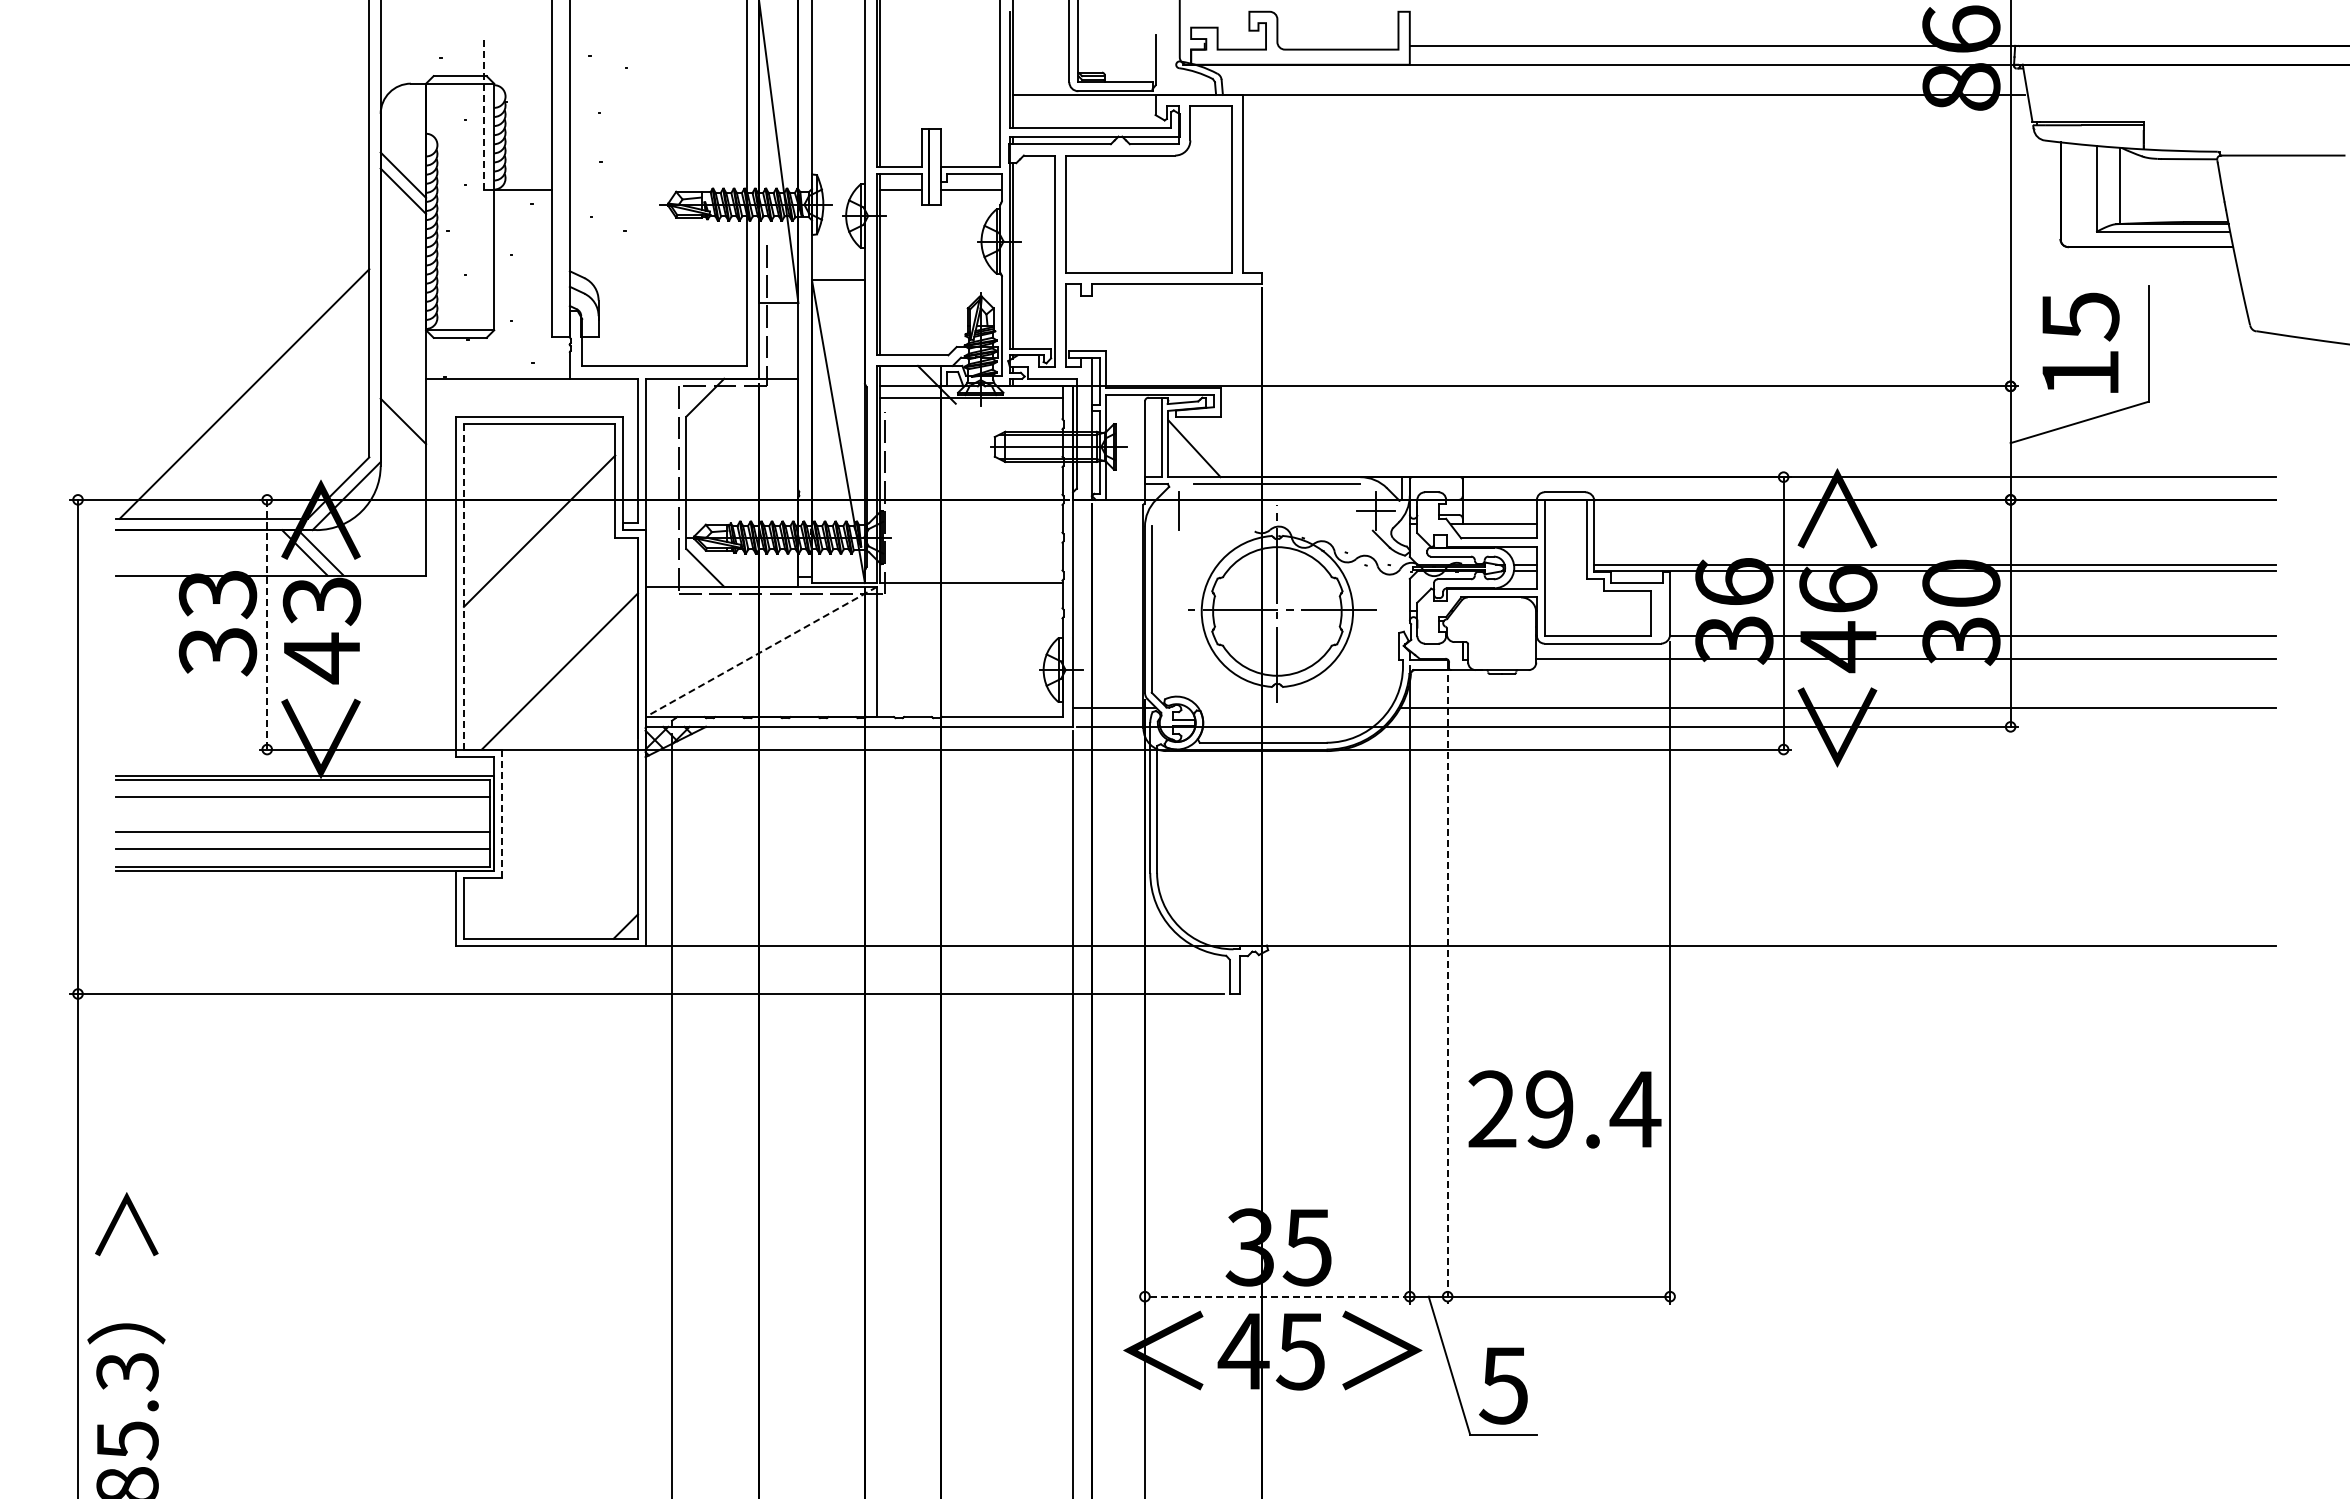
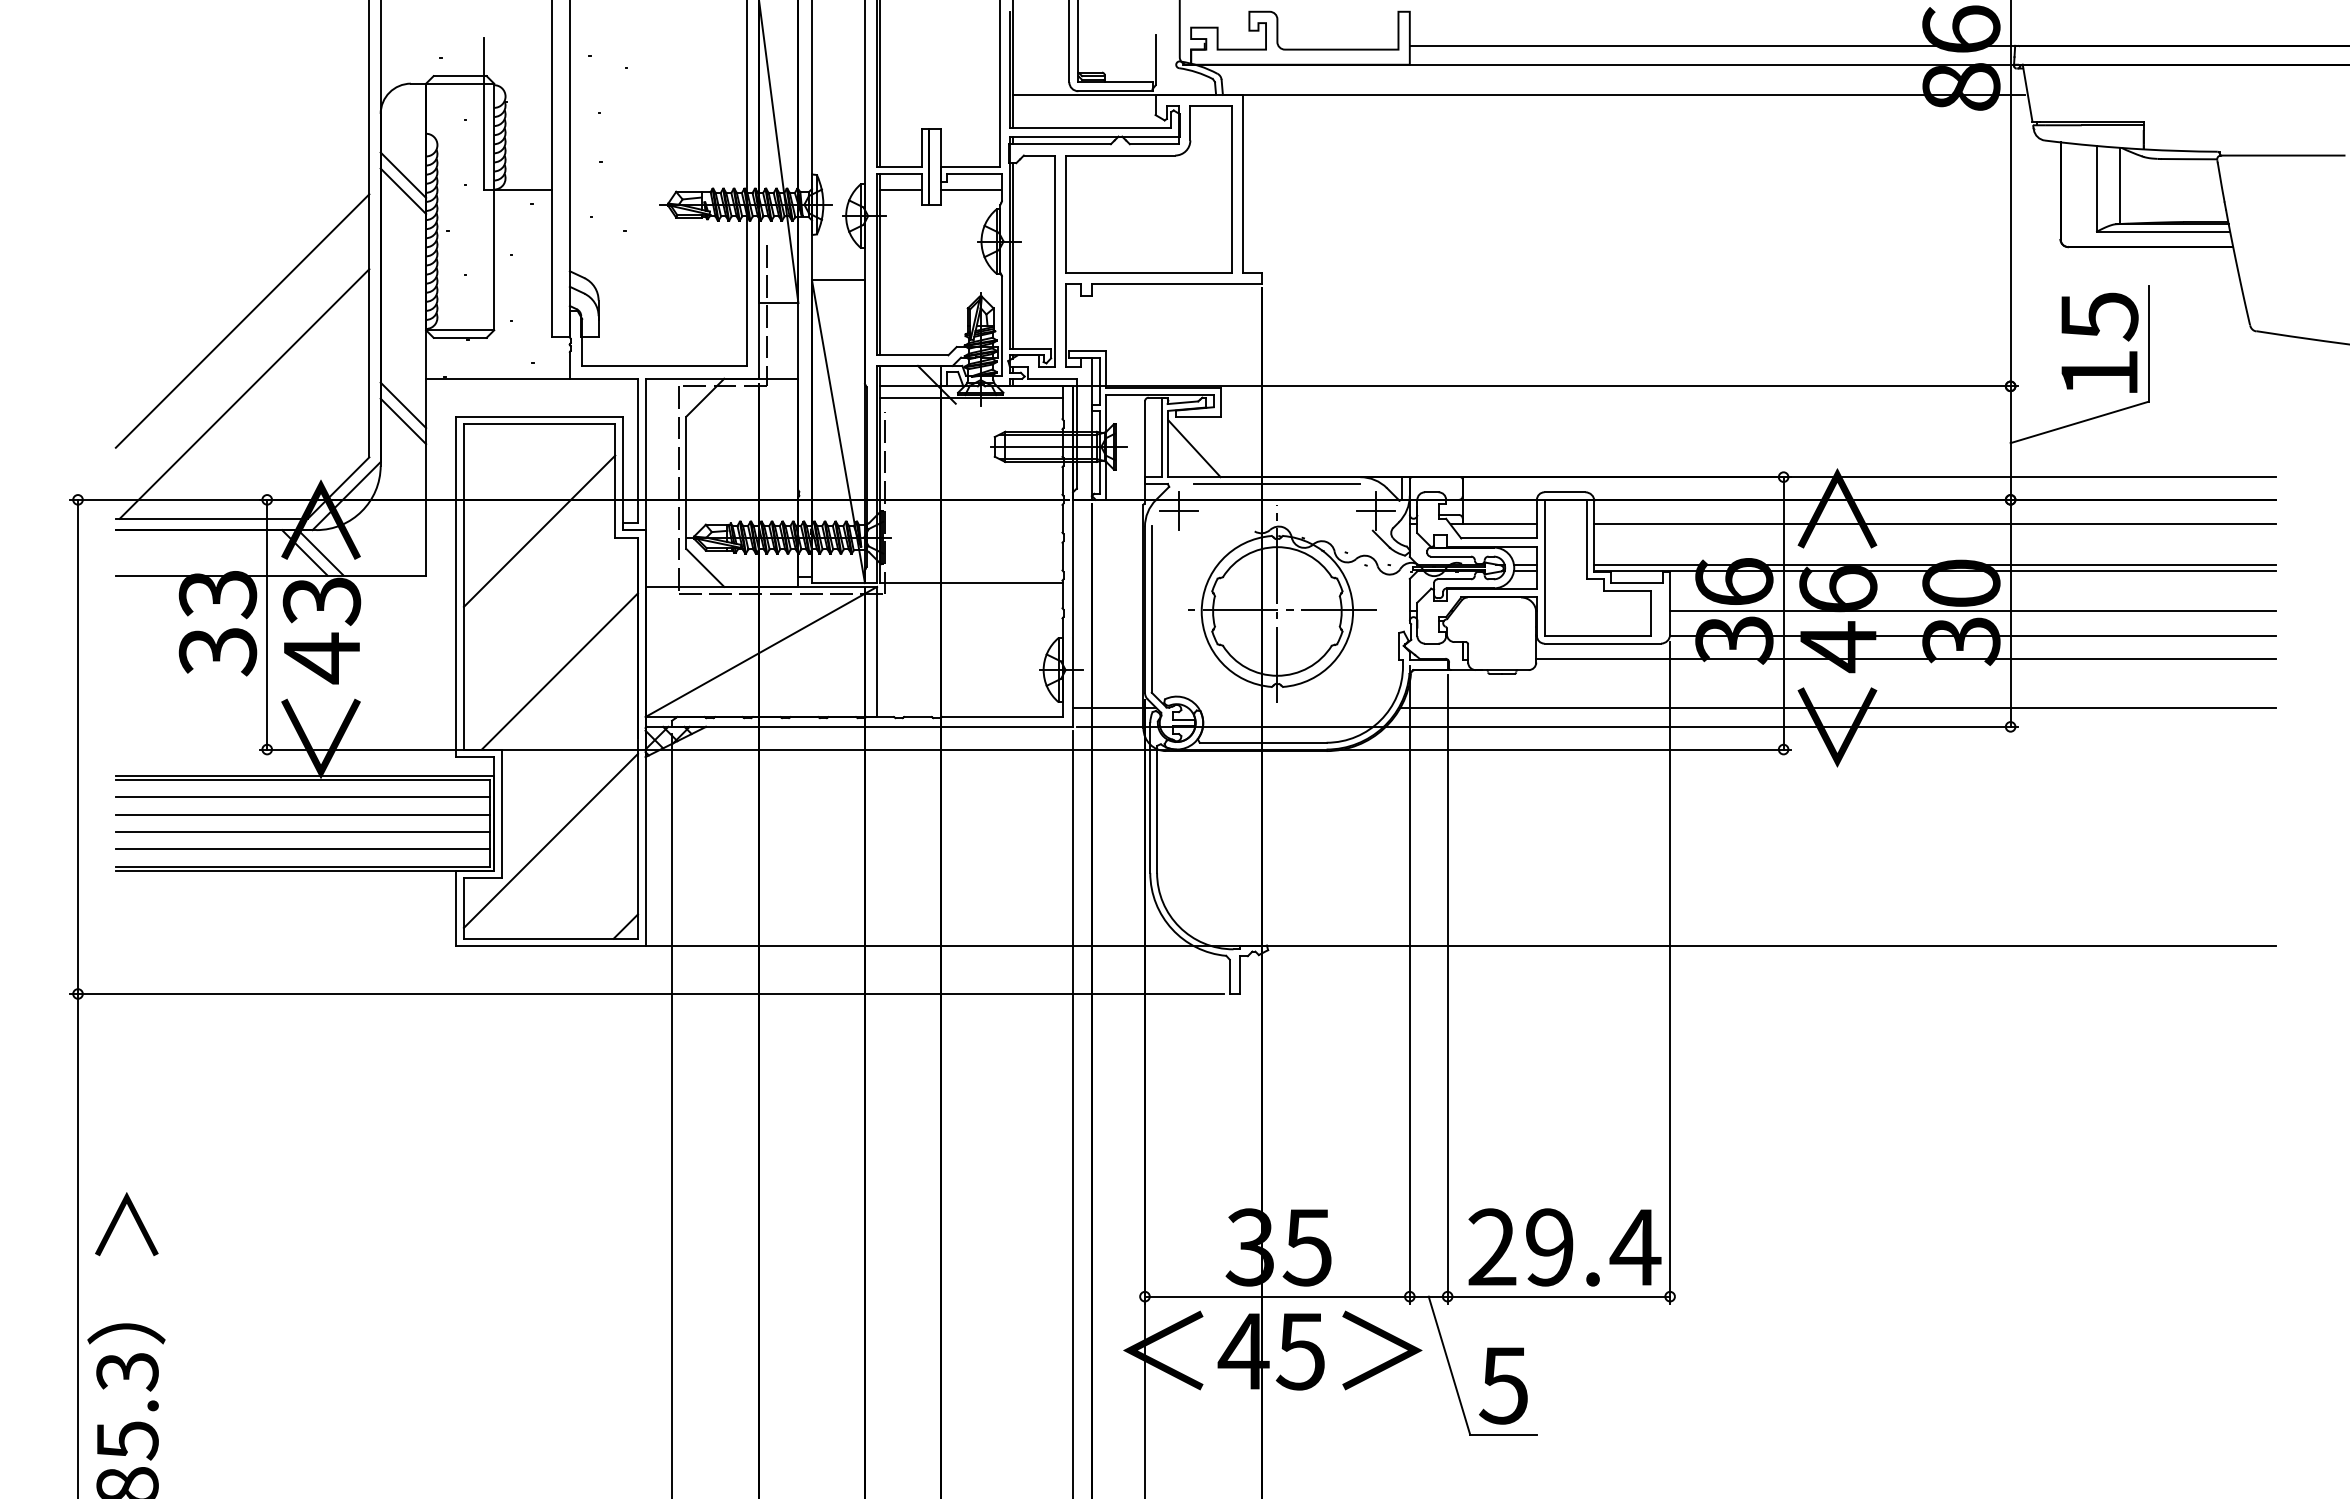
line: dashed -> solid (484, 113)
line: none -> present (242, 320)
text position: (2080, 342) -> (2099, 342) (2099, 342)
line: none -> present (403, 405)
line: none -> present (1178, 511)
line: none -> present (1935, 524)
line: dashed -> solid (463, 586)
line: none -> present (1973, 611)
line: dashed -> solid (267, 624)
line: dashed -> solid (761, 651)
line: dashed -> solid (501, 813)
line: none -> present (302, 814)
line: none -> present (550, 840)
line: dashed -> solid (1447, 990)
text position: (1564, 1109) -> (1564, 1247) (1564, 1247)
line: dashed -> solid (1276, 1296)
